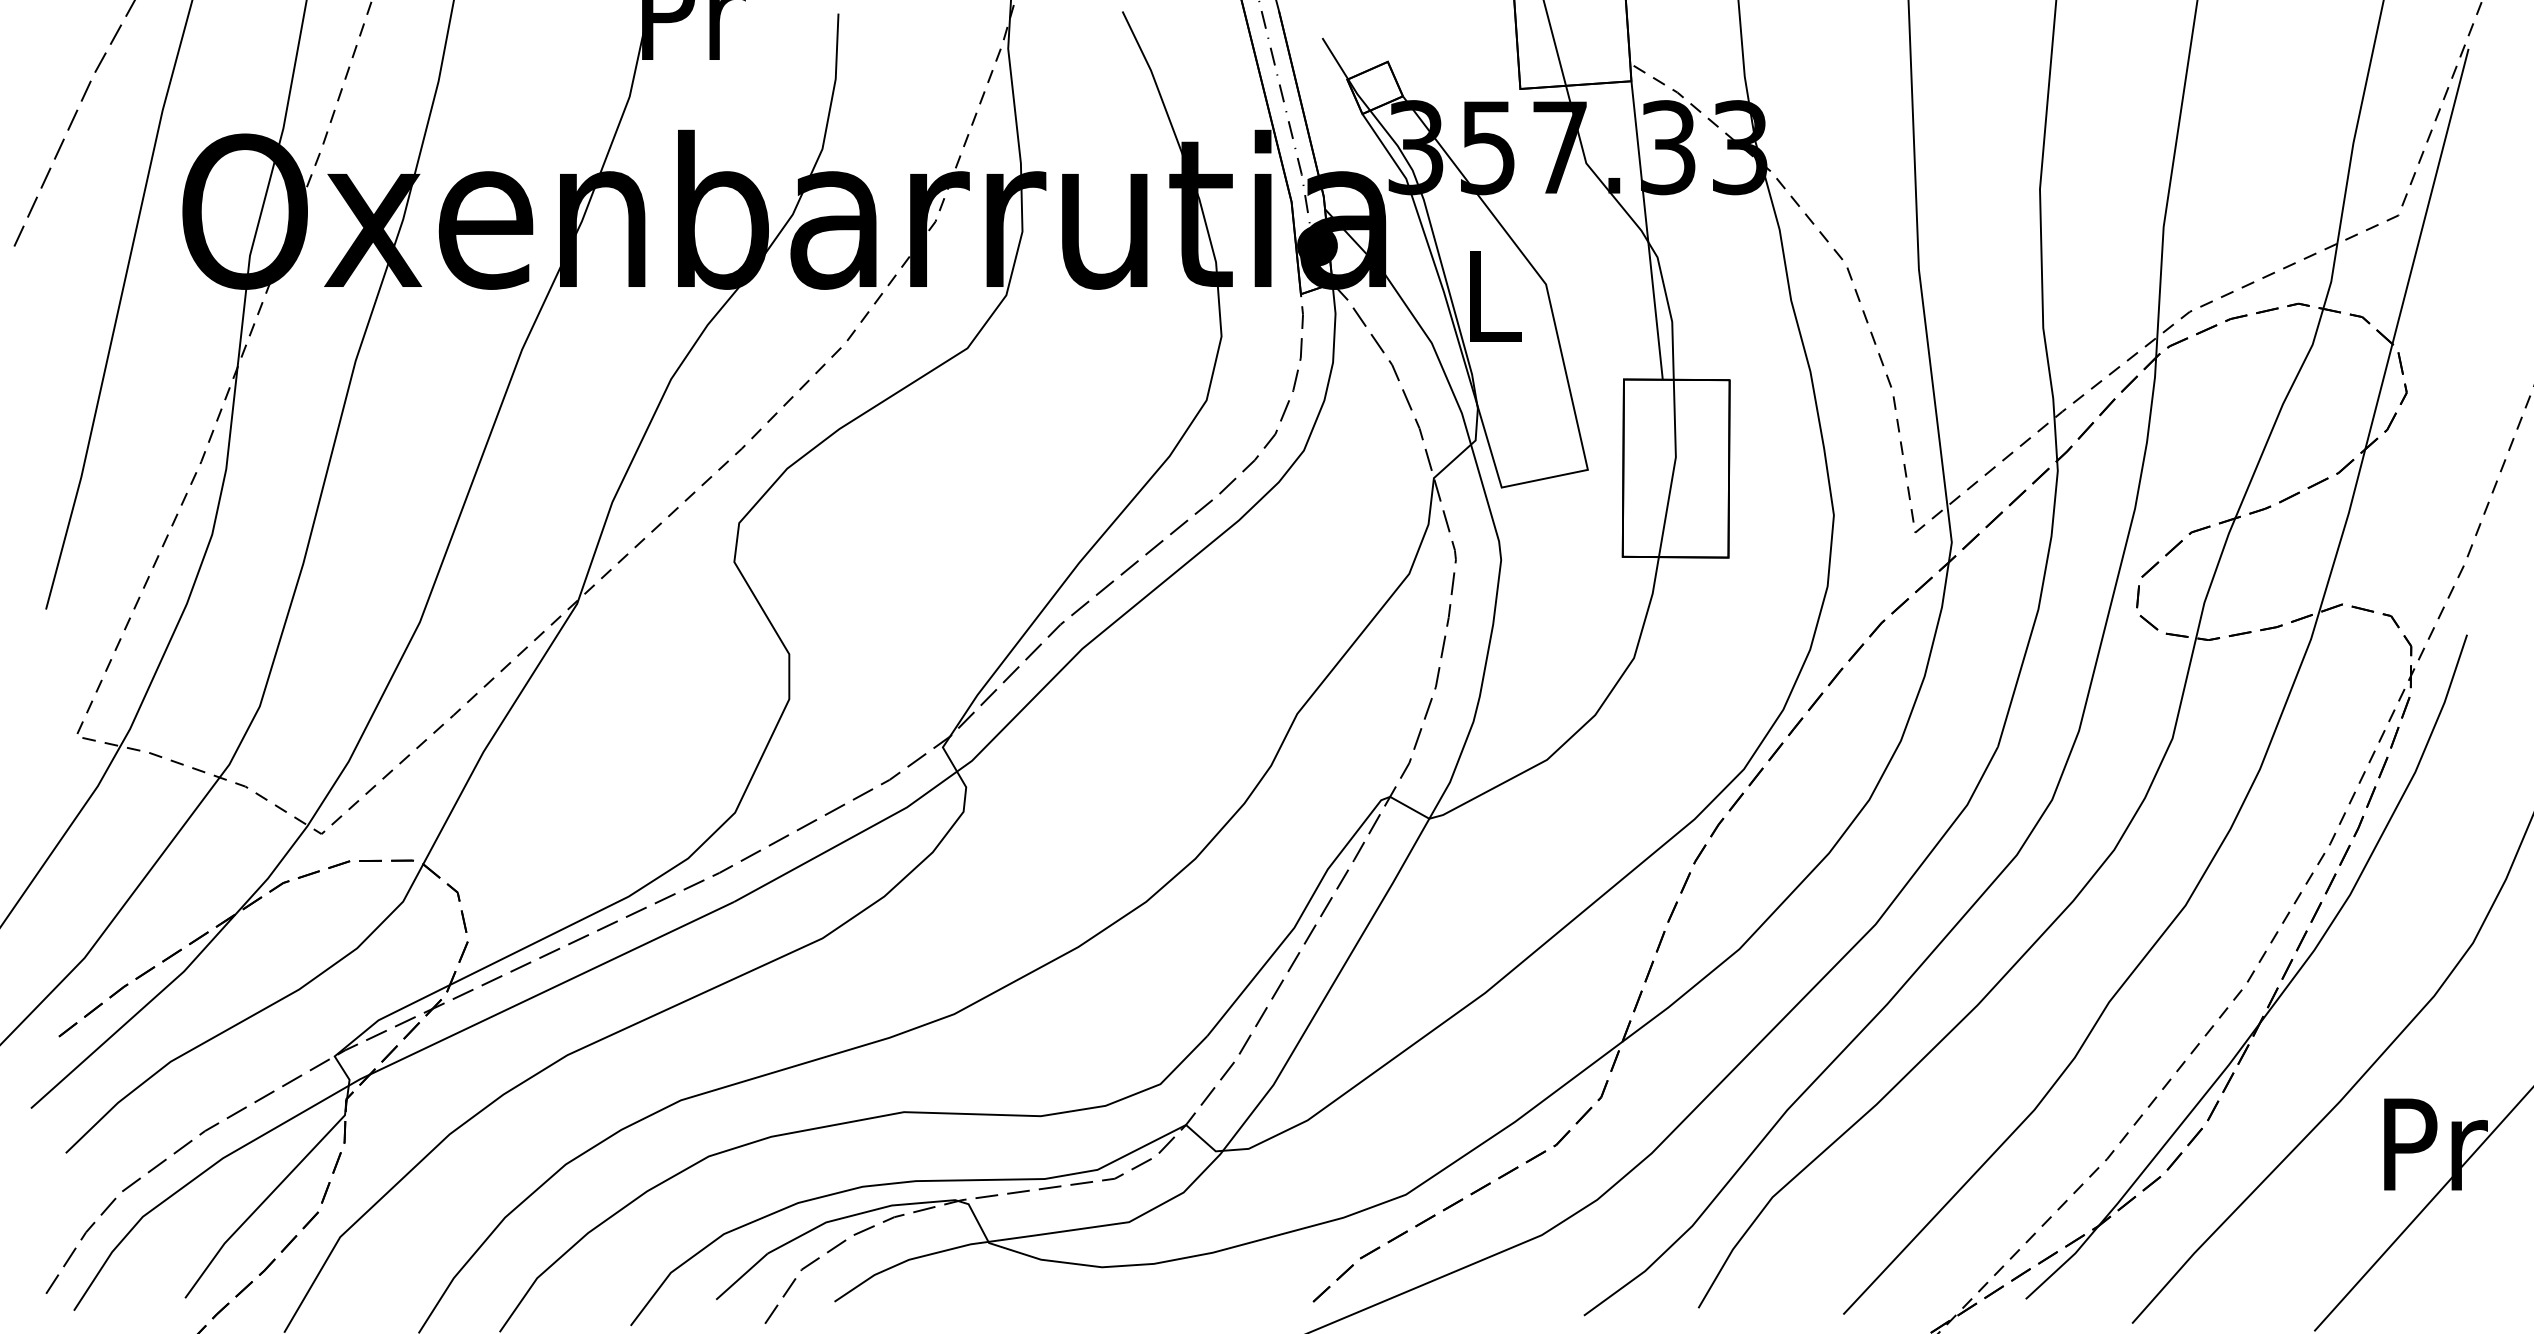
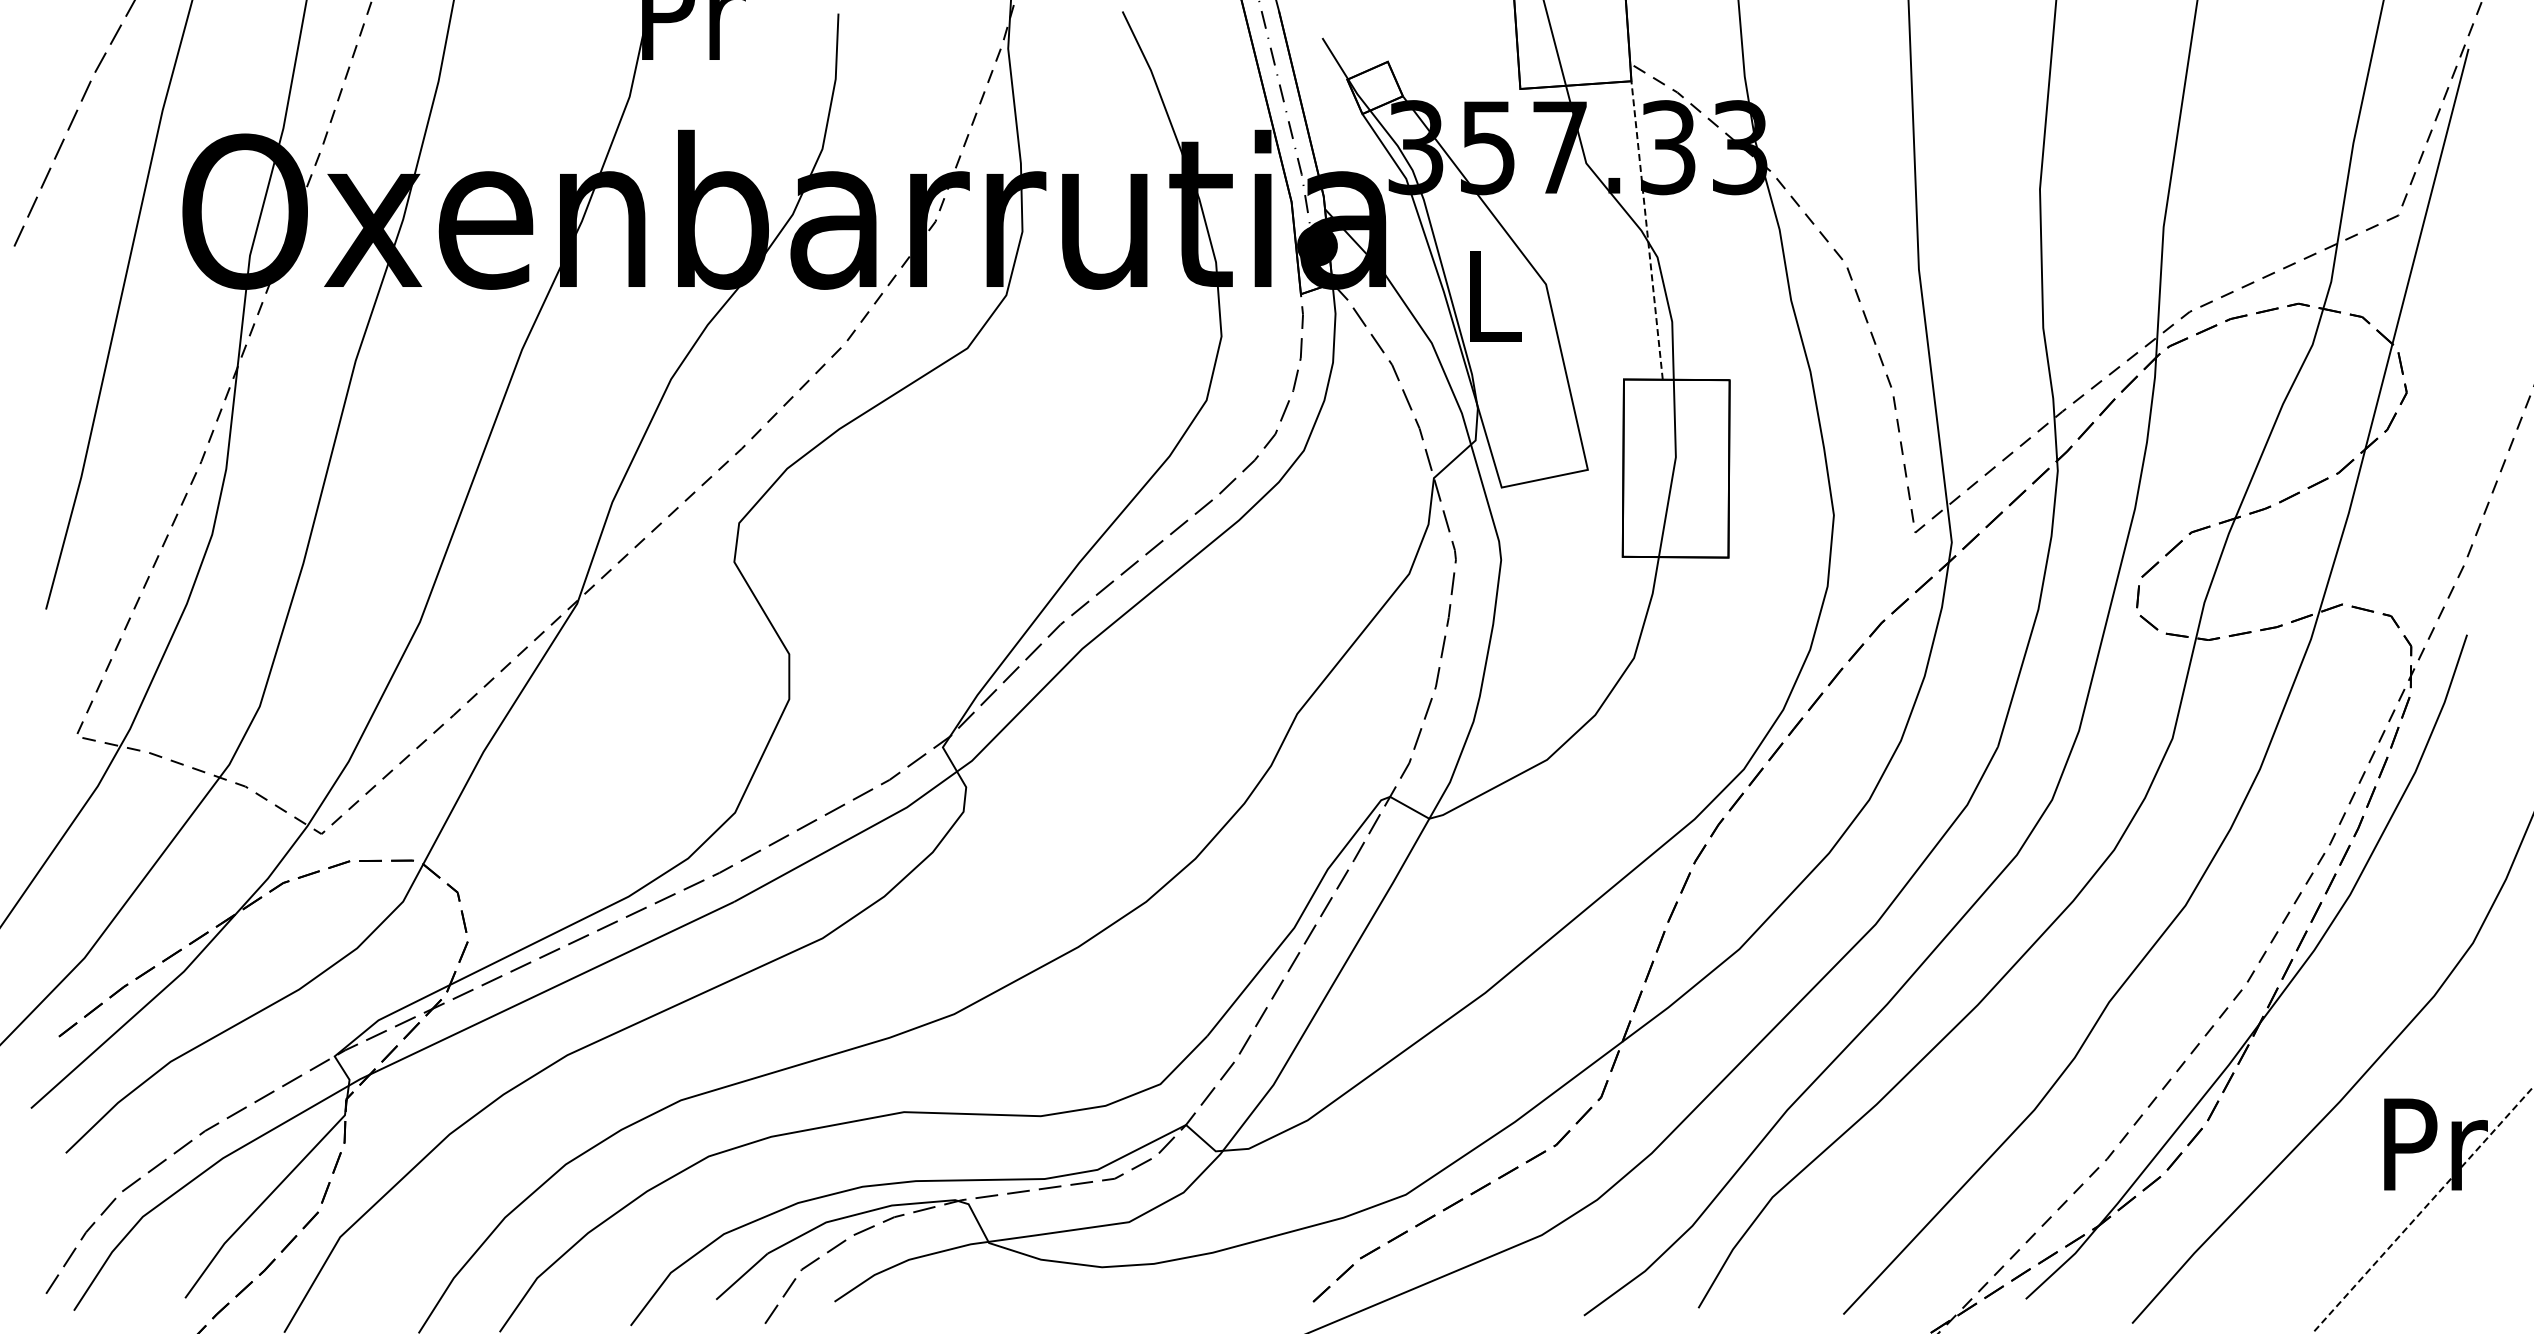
line: solid -> dashed (1647, 230)
line: solid -> dashed (2424, 1208)
